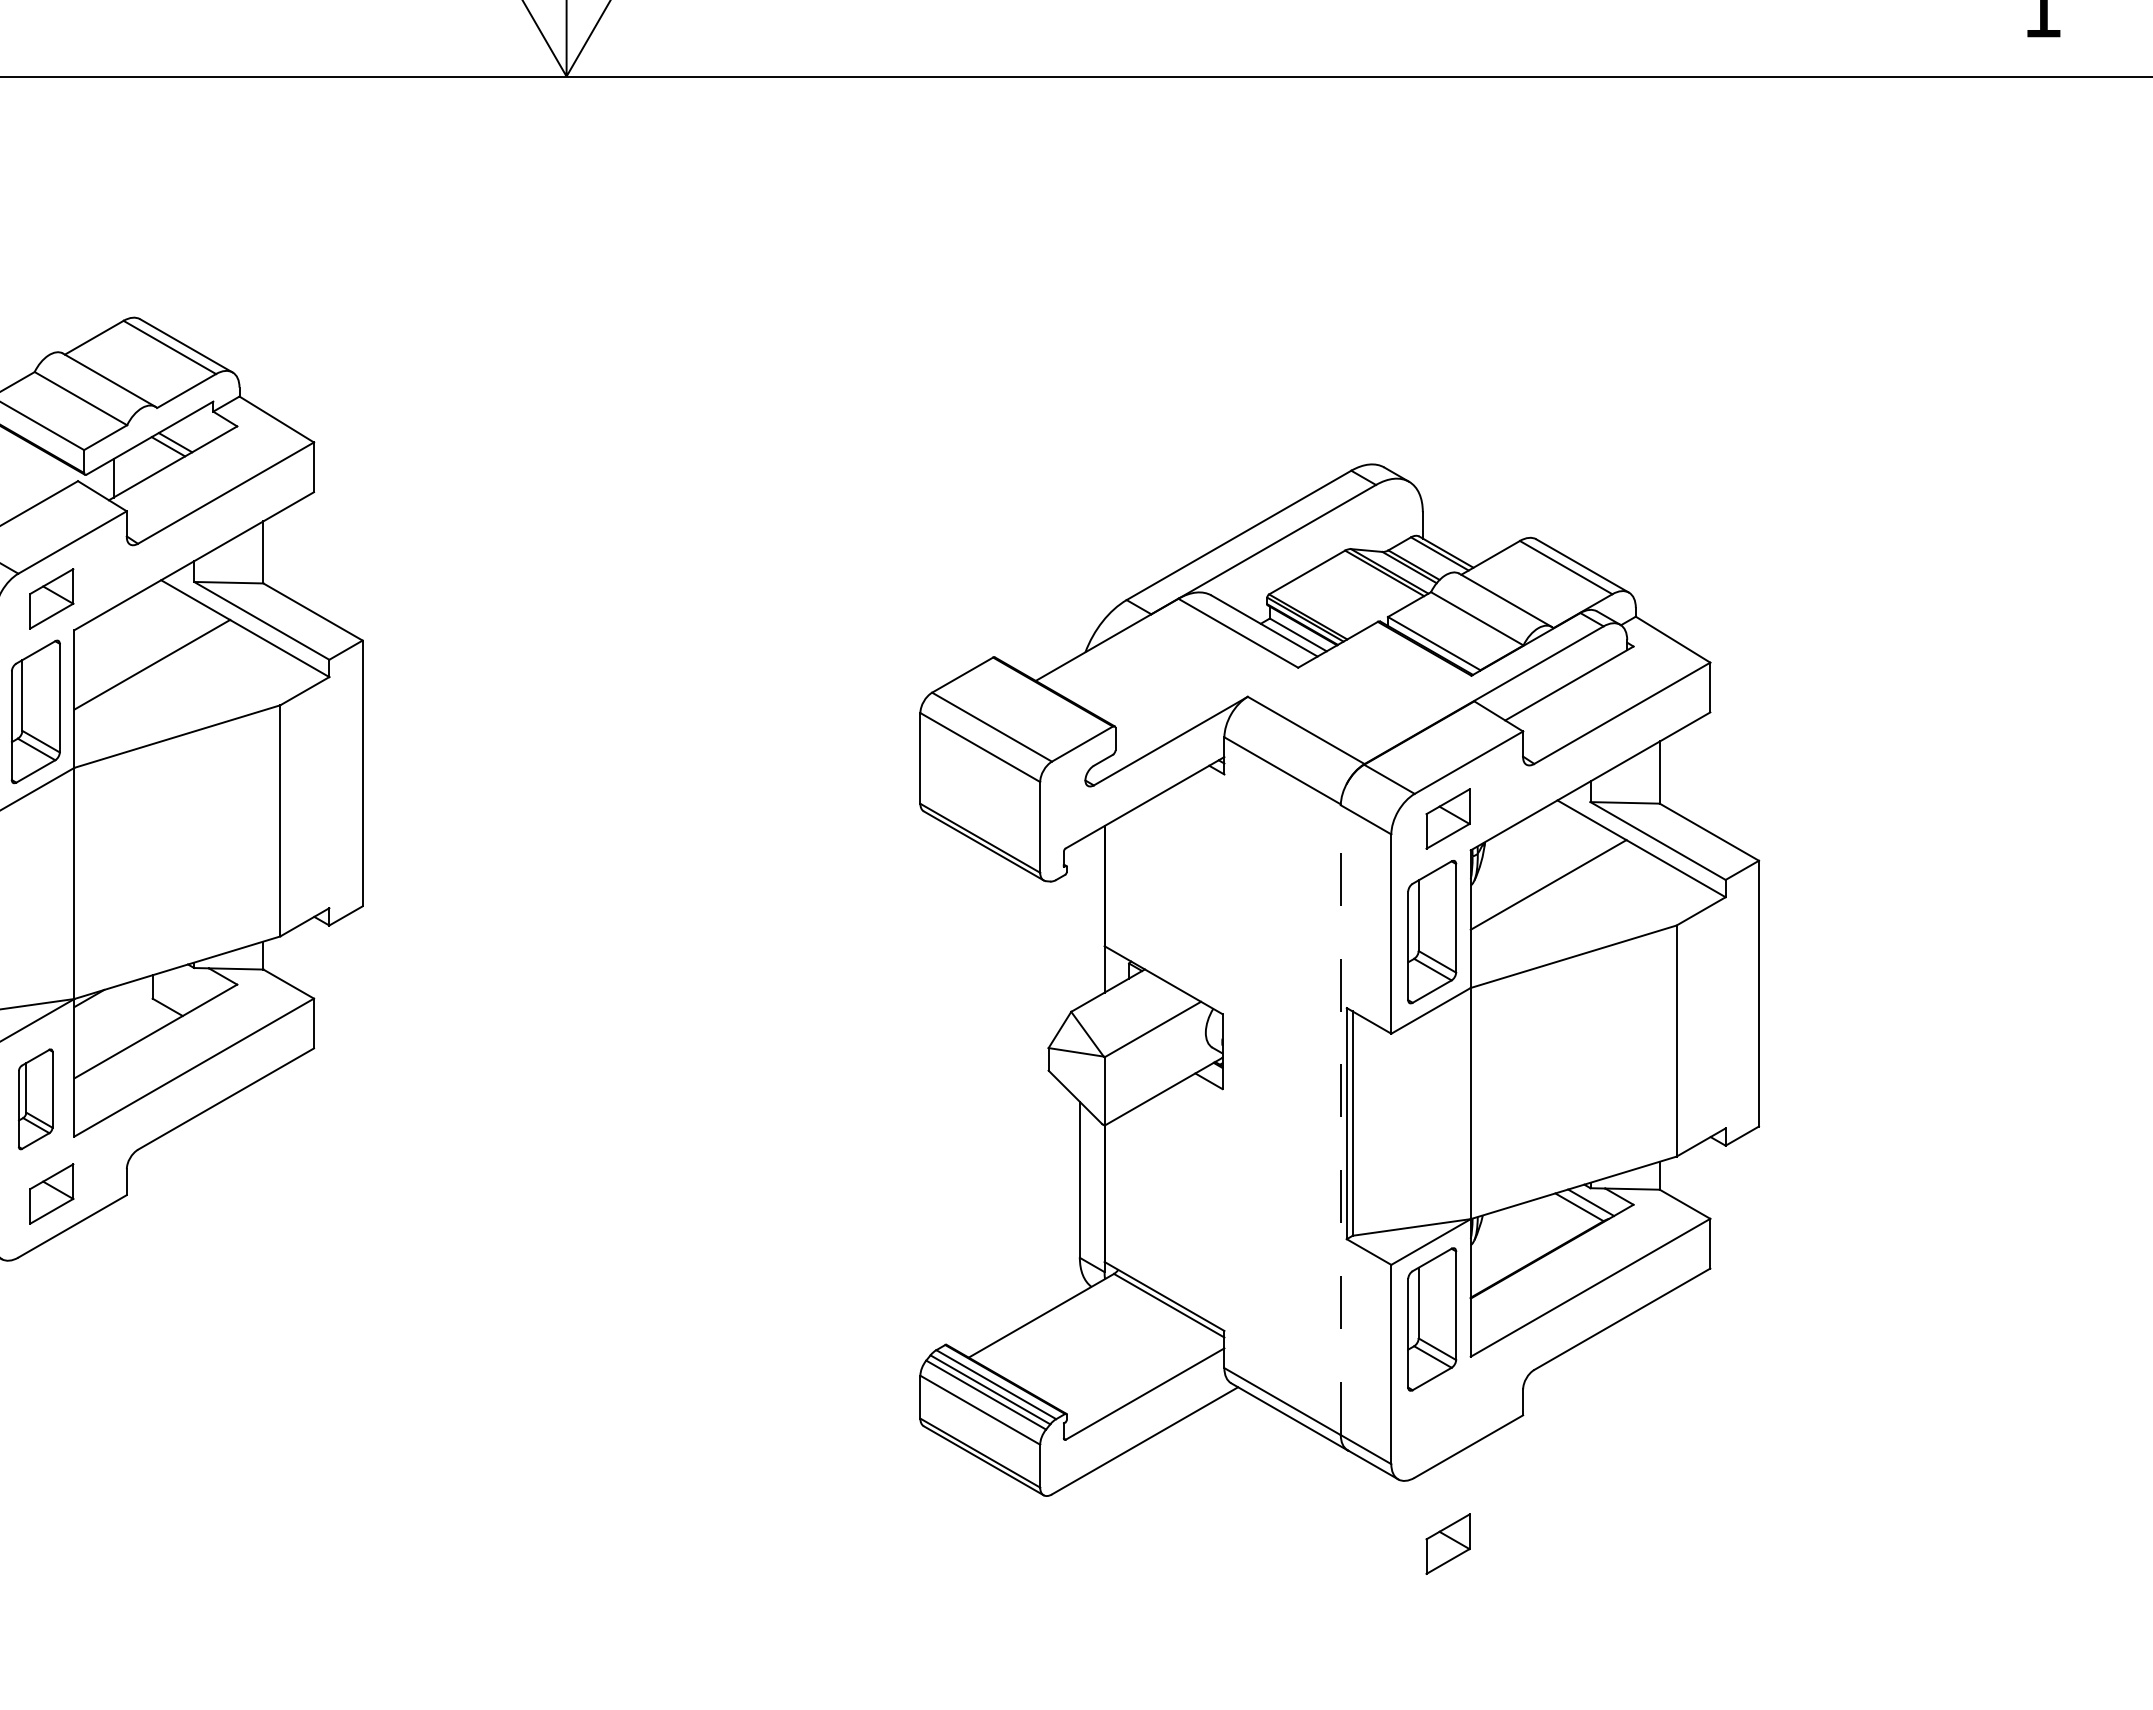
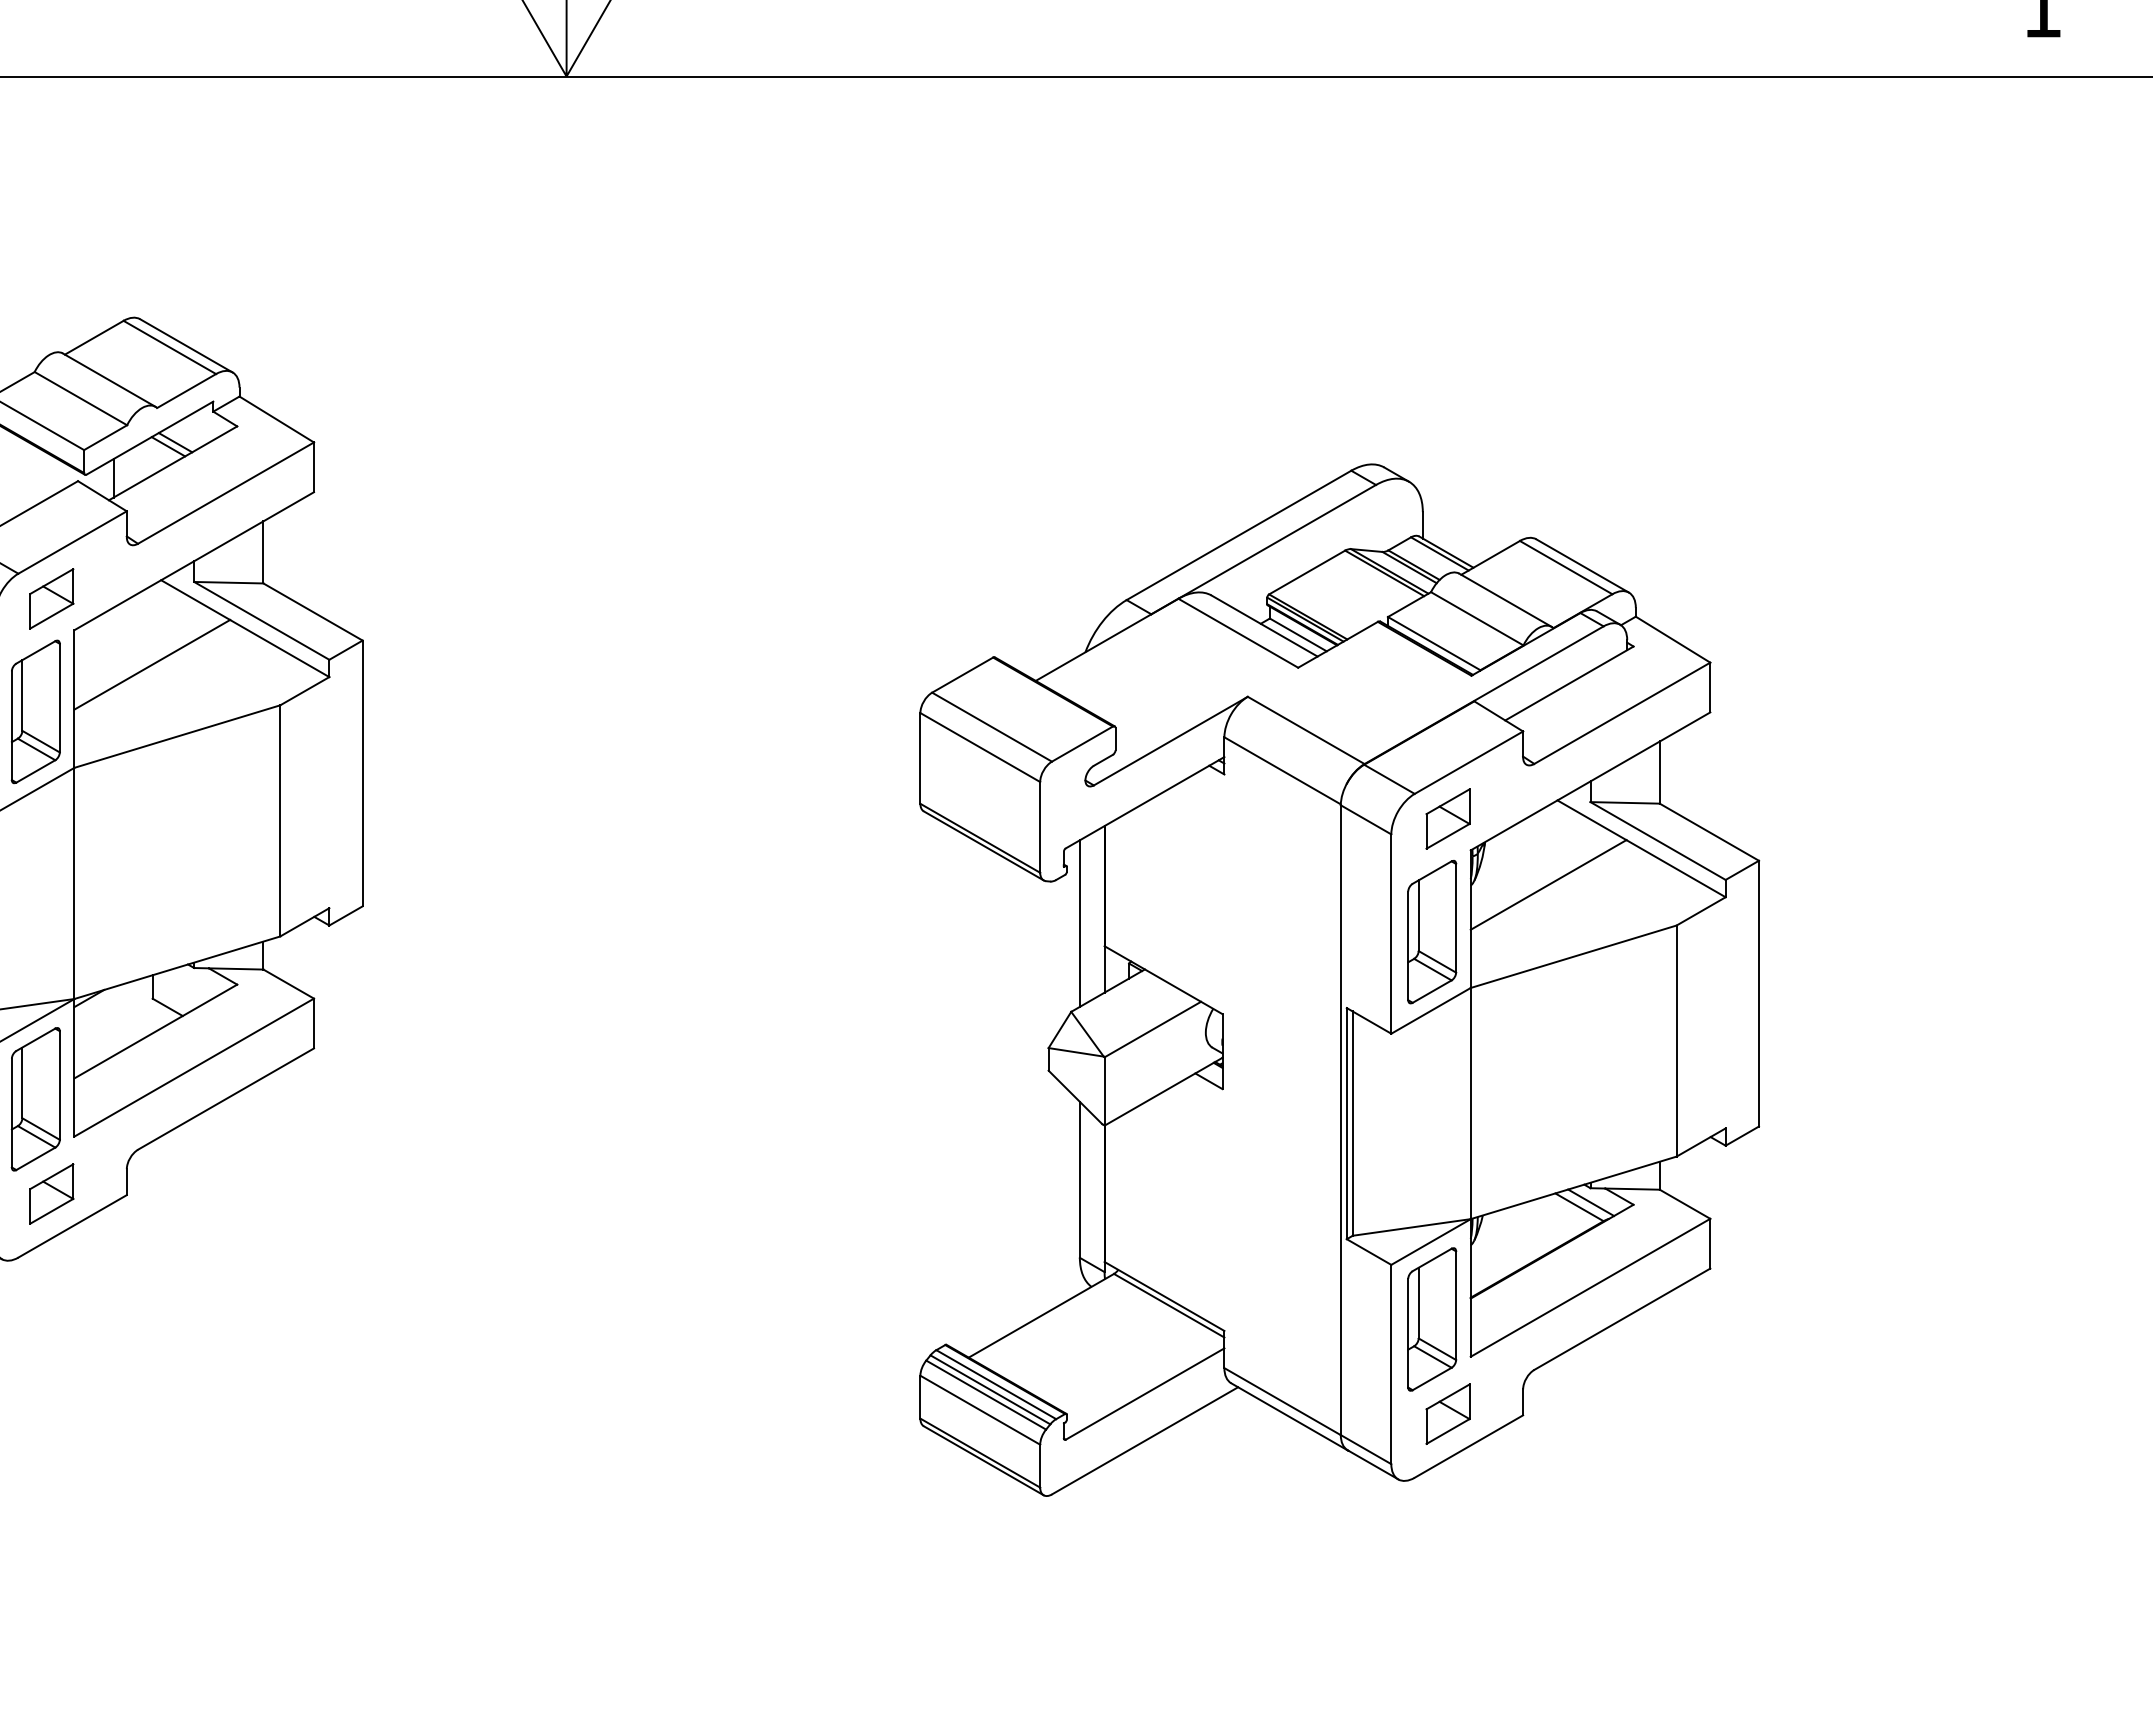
line: none -> present (1079, 923)
part size: 36x103 px -> 51x145 px (35, 1099)
line: dashed -> solid (1340, 1120)
part position: (1447, 1543) -> (1447, 1413) (1447, 1413)
